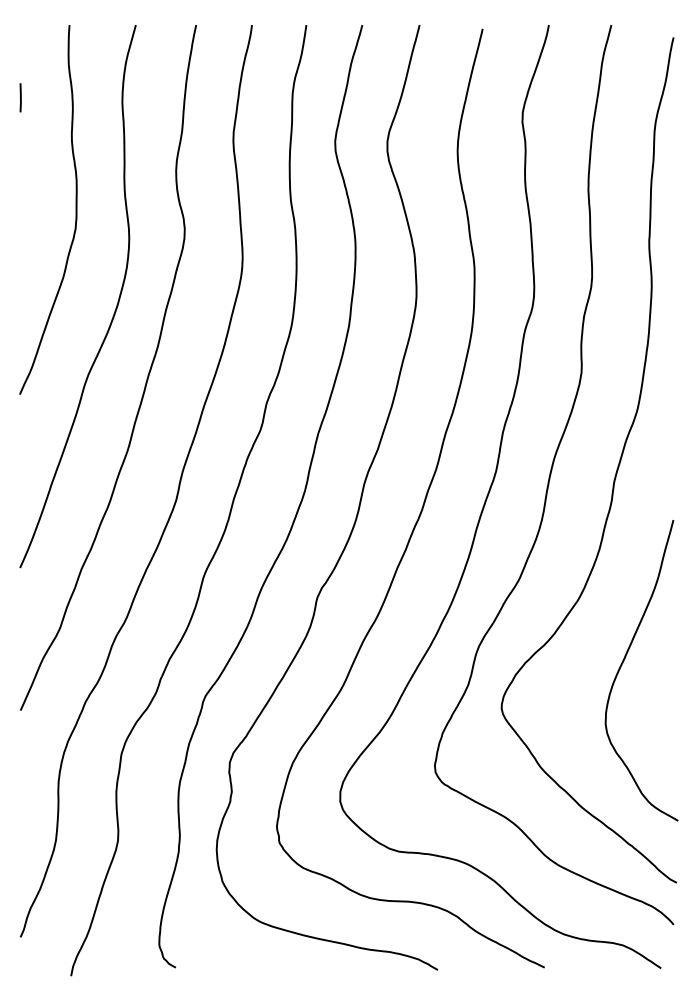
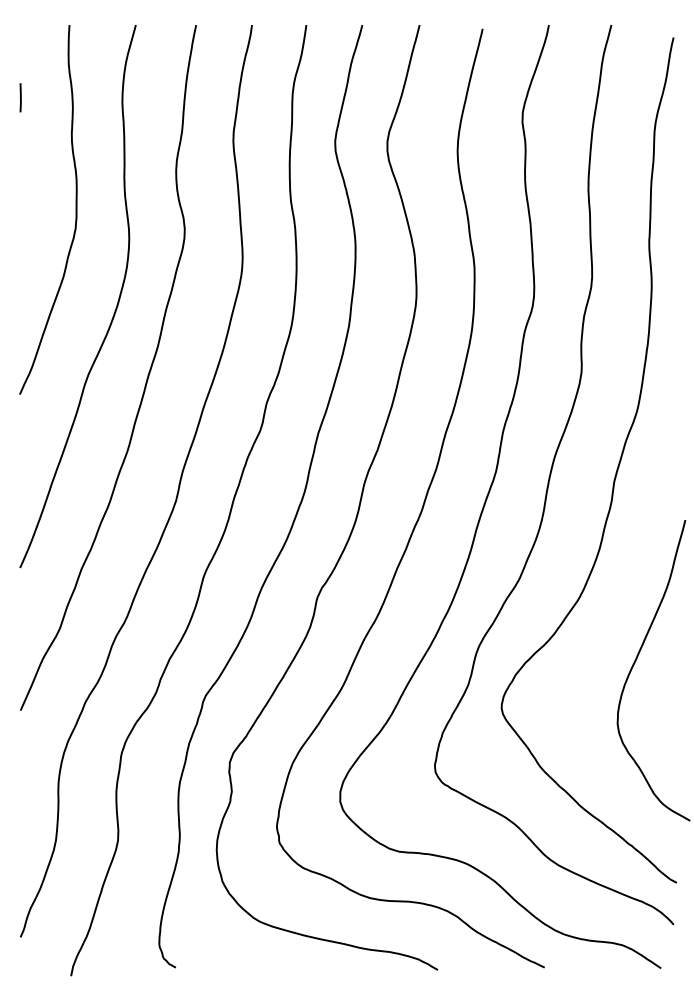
curve position: (624, 661) -> (636, 661) (636, 661)
